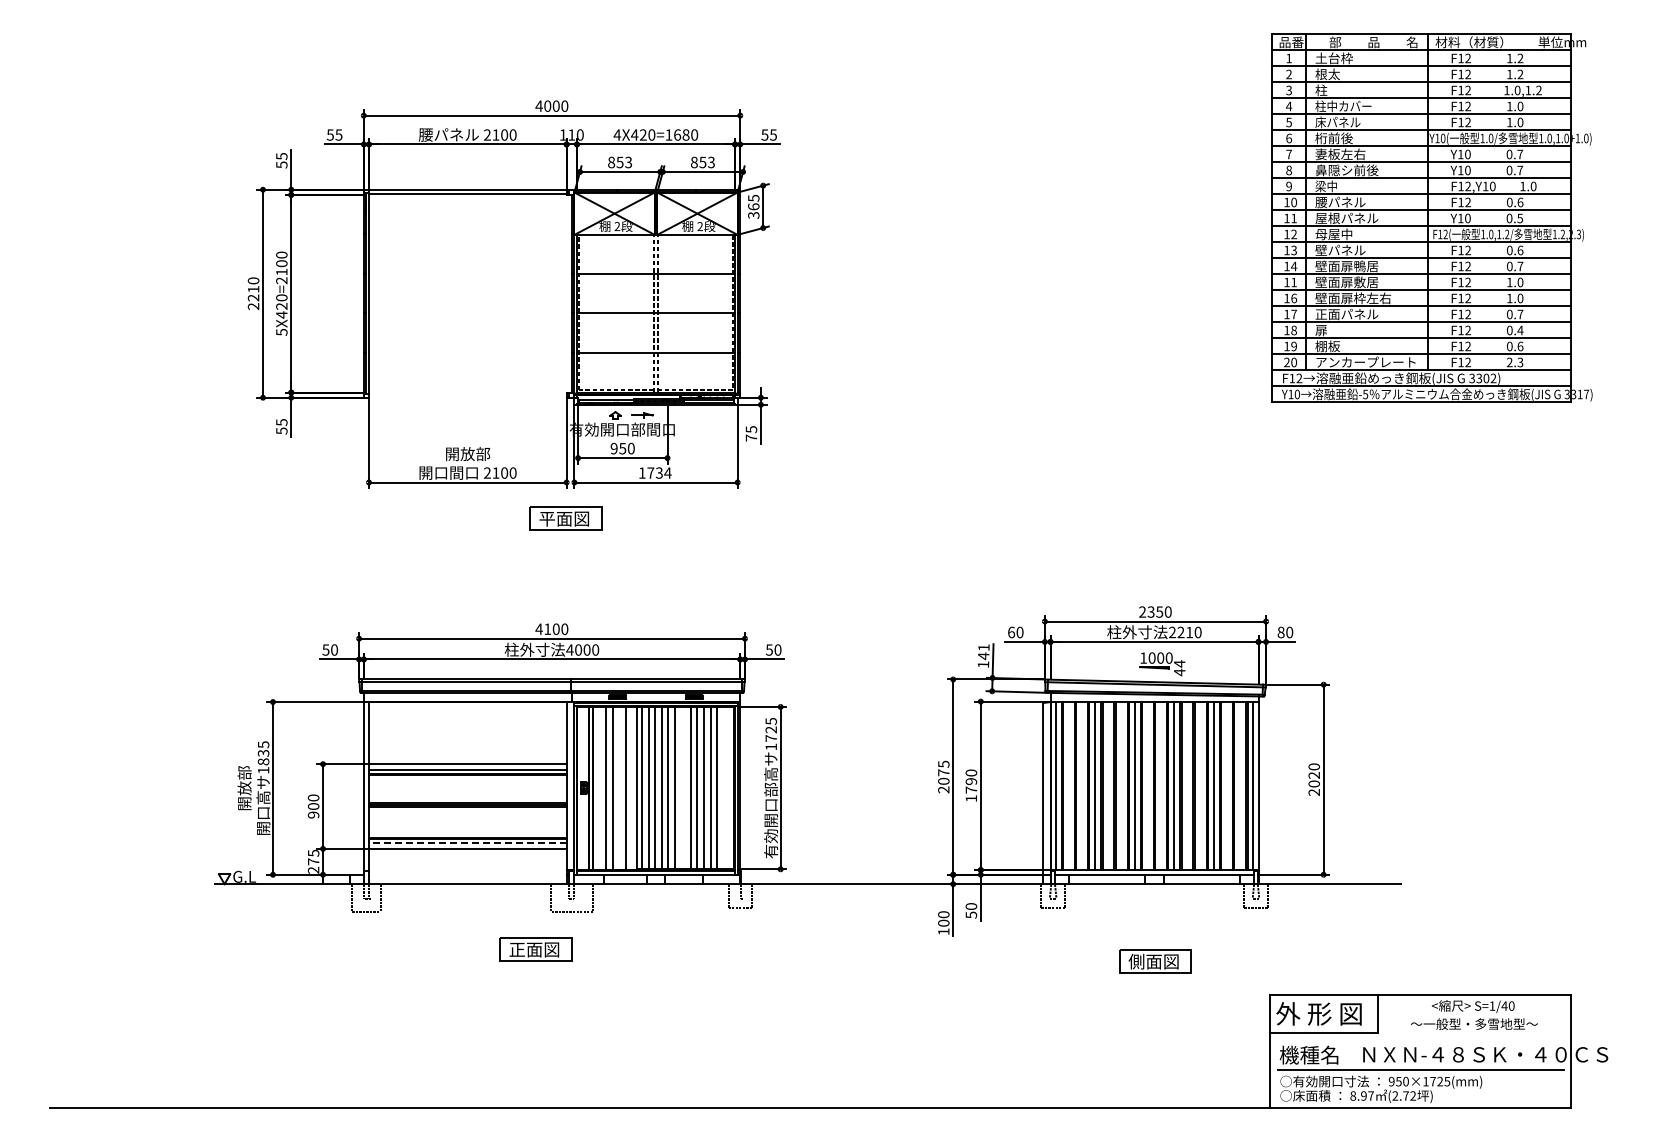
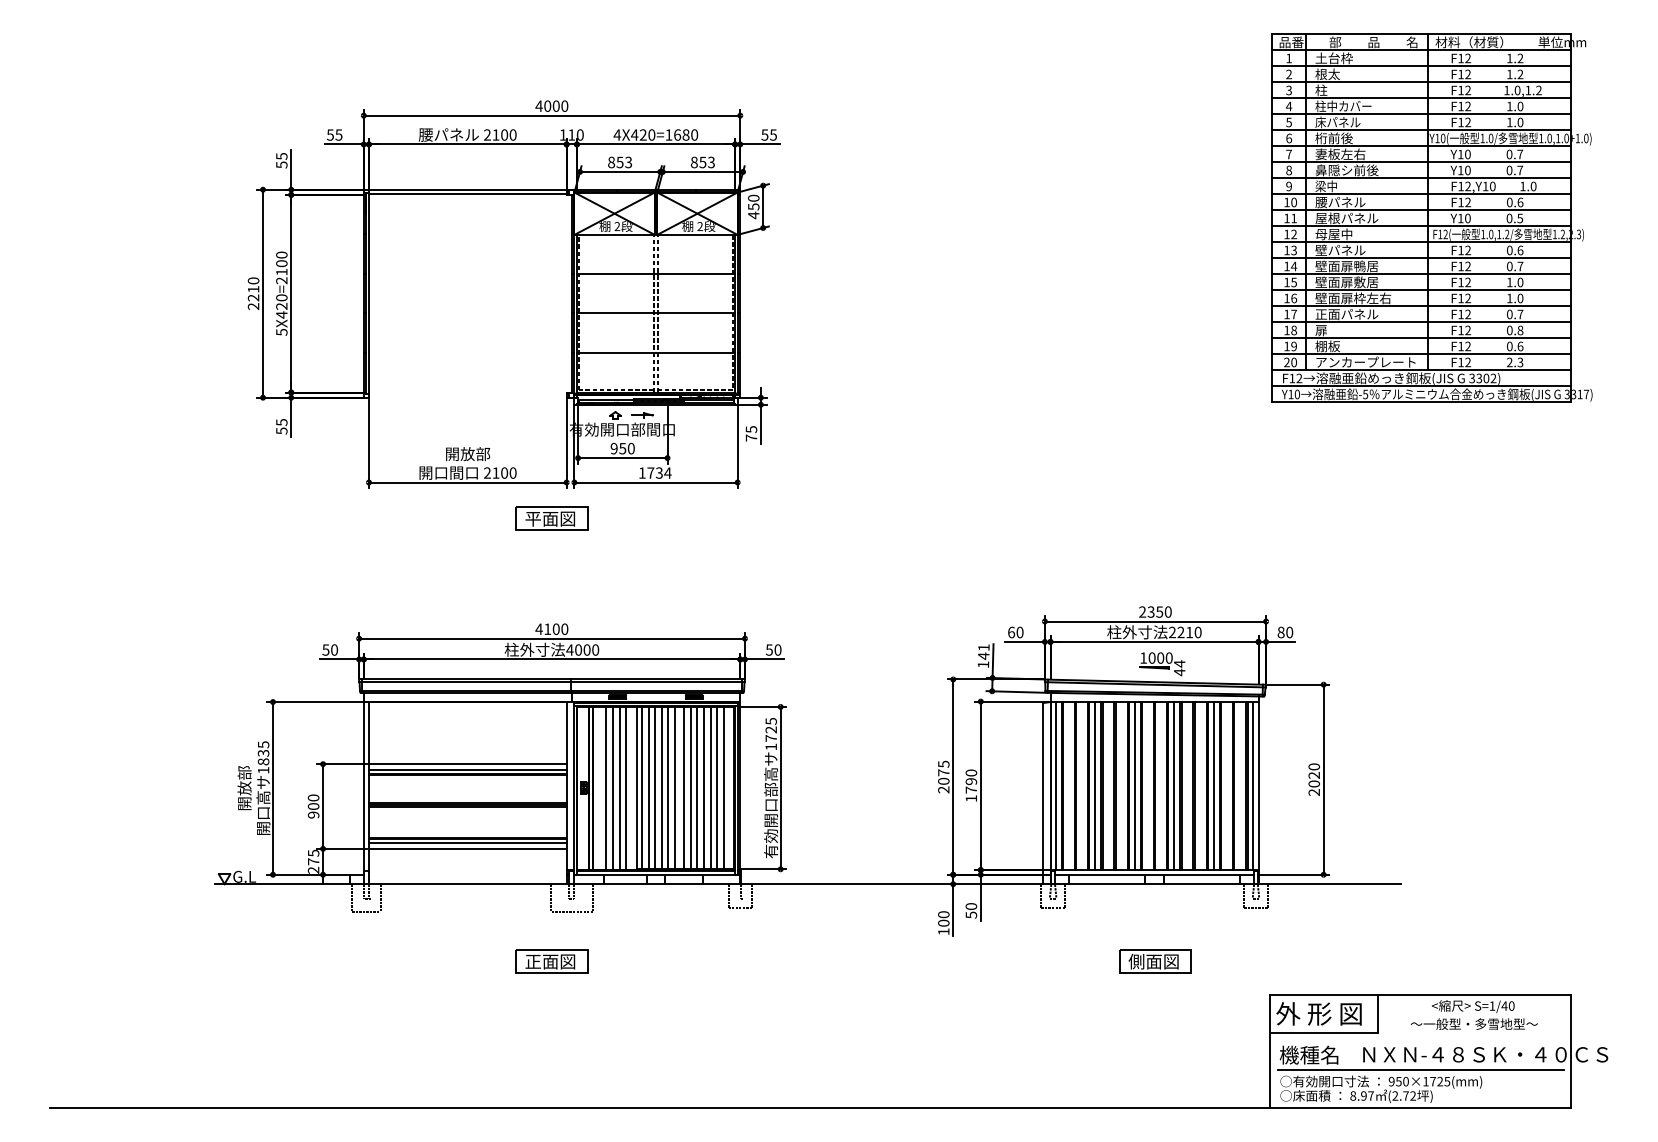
text: 365 -> 450 (753, 206)
text: 11 -> 15 (1293, 282)
text: 0.4 -> 0.8 (1520, 330)
part position: (565, 518) -> (551, 518) (551, 518)
line: none -> present (683, 787)
line: none -> present (723, 787)
line: none -> present (619, 788)
line: dashed -> solid (467, 843)
part position: (535, 949) -> (551, 961) (551, 961)
